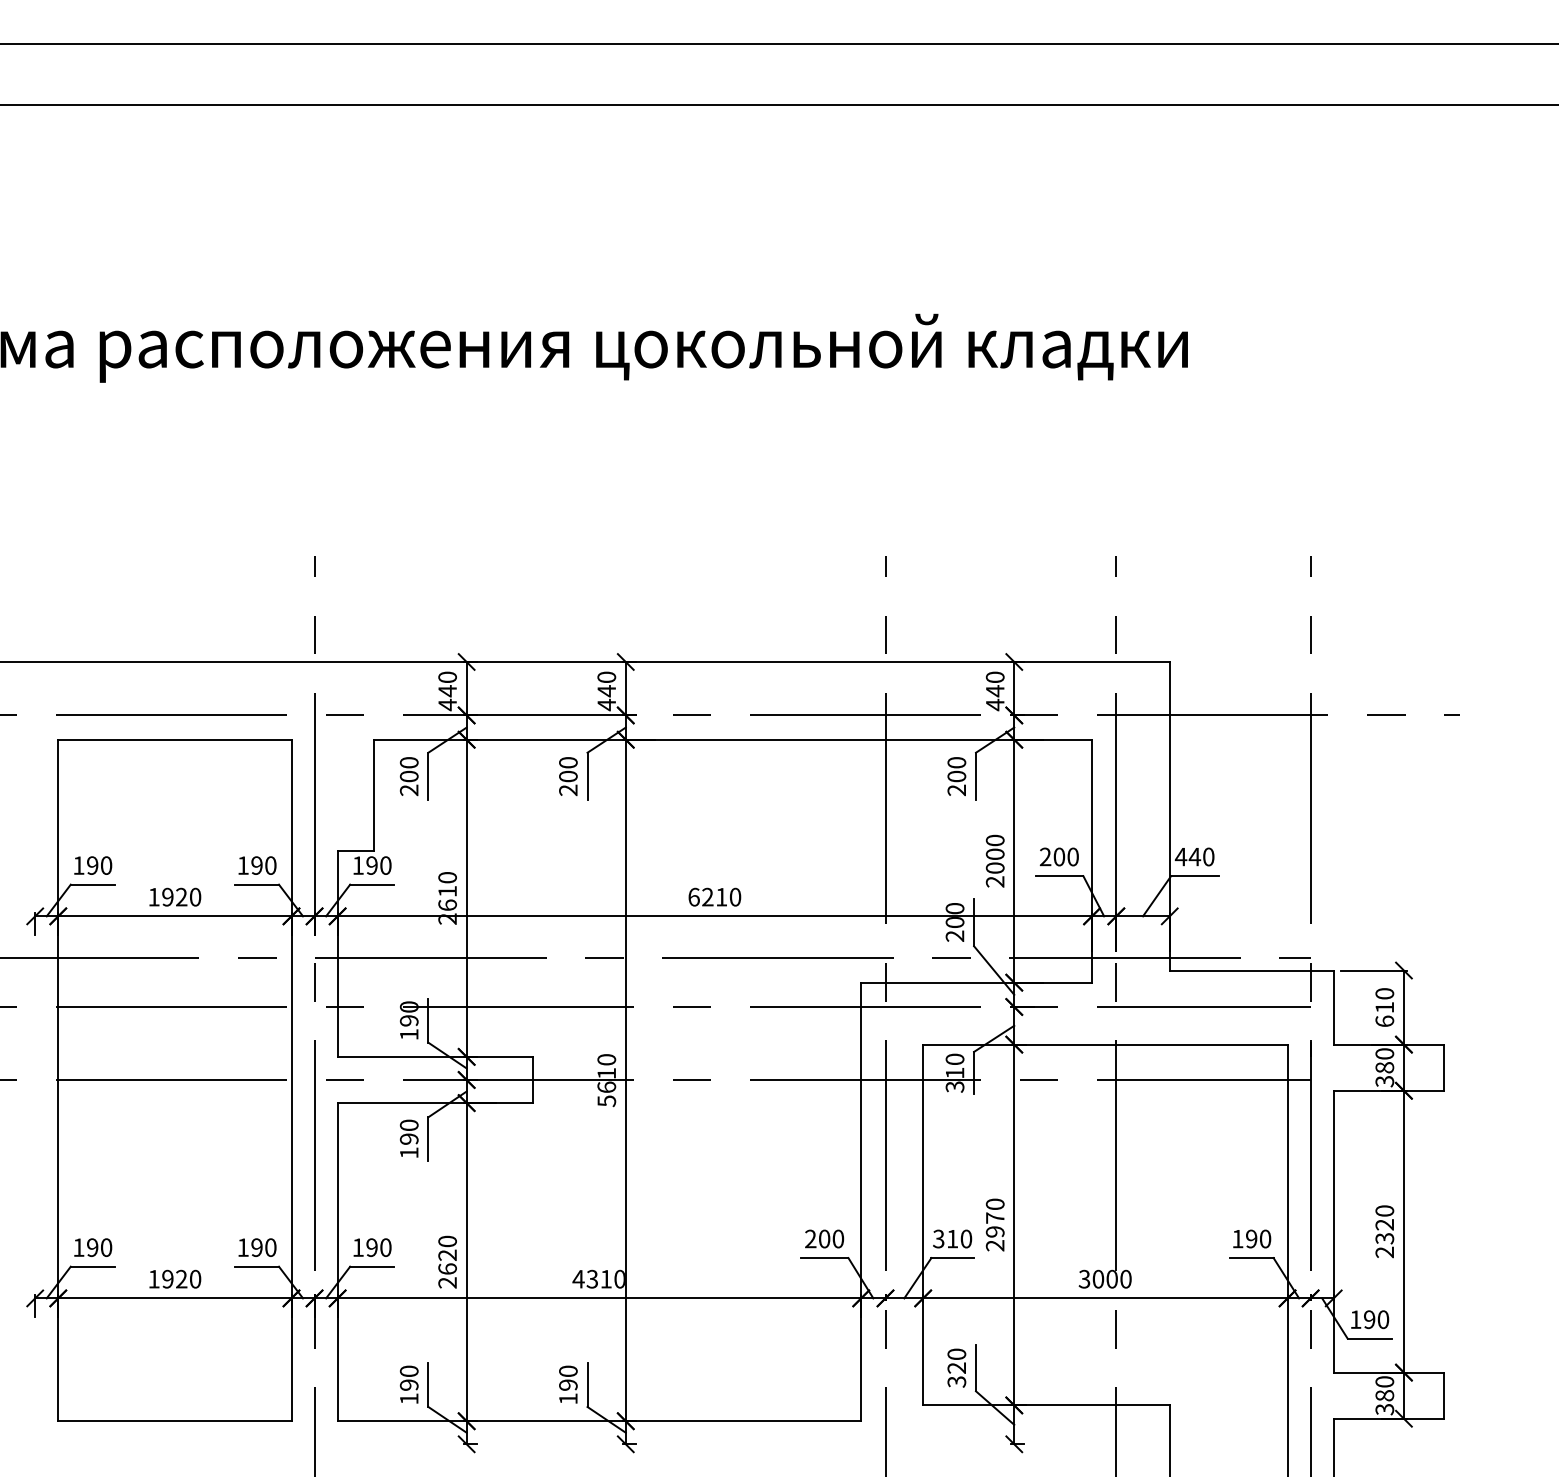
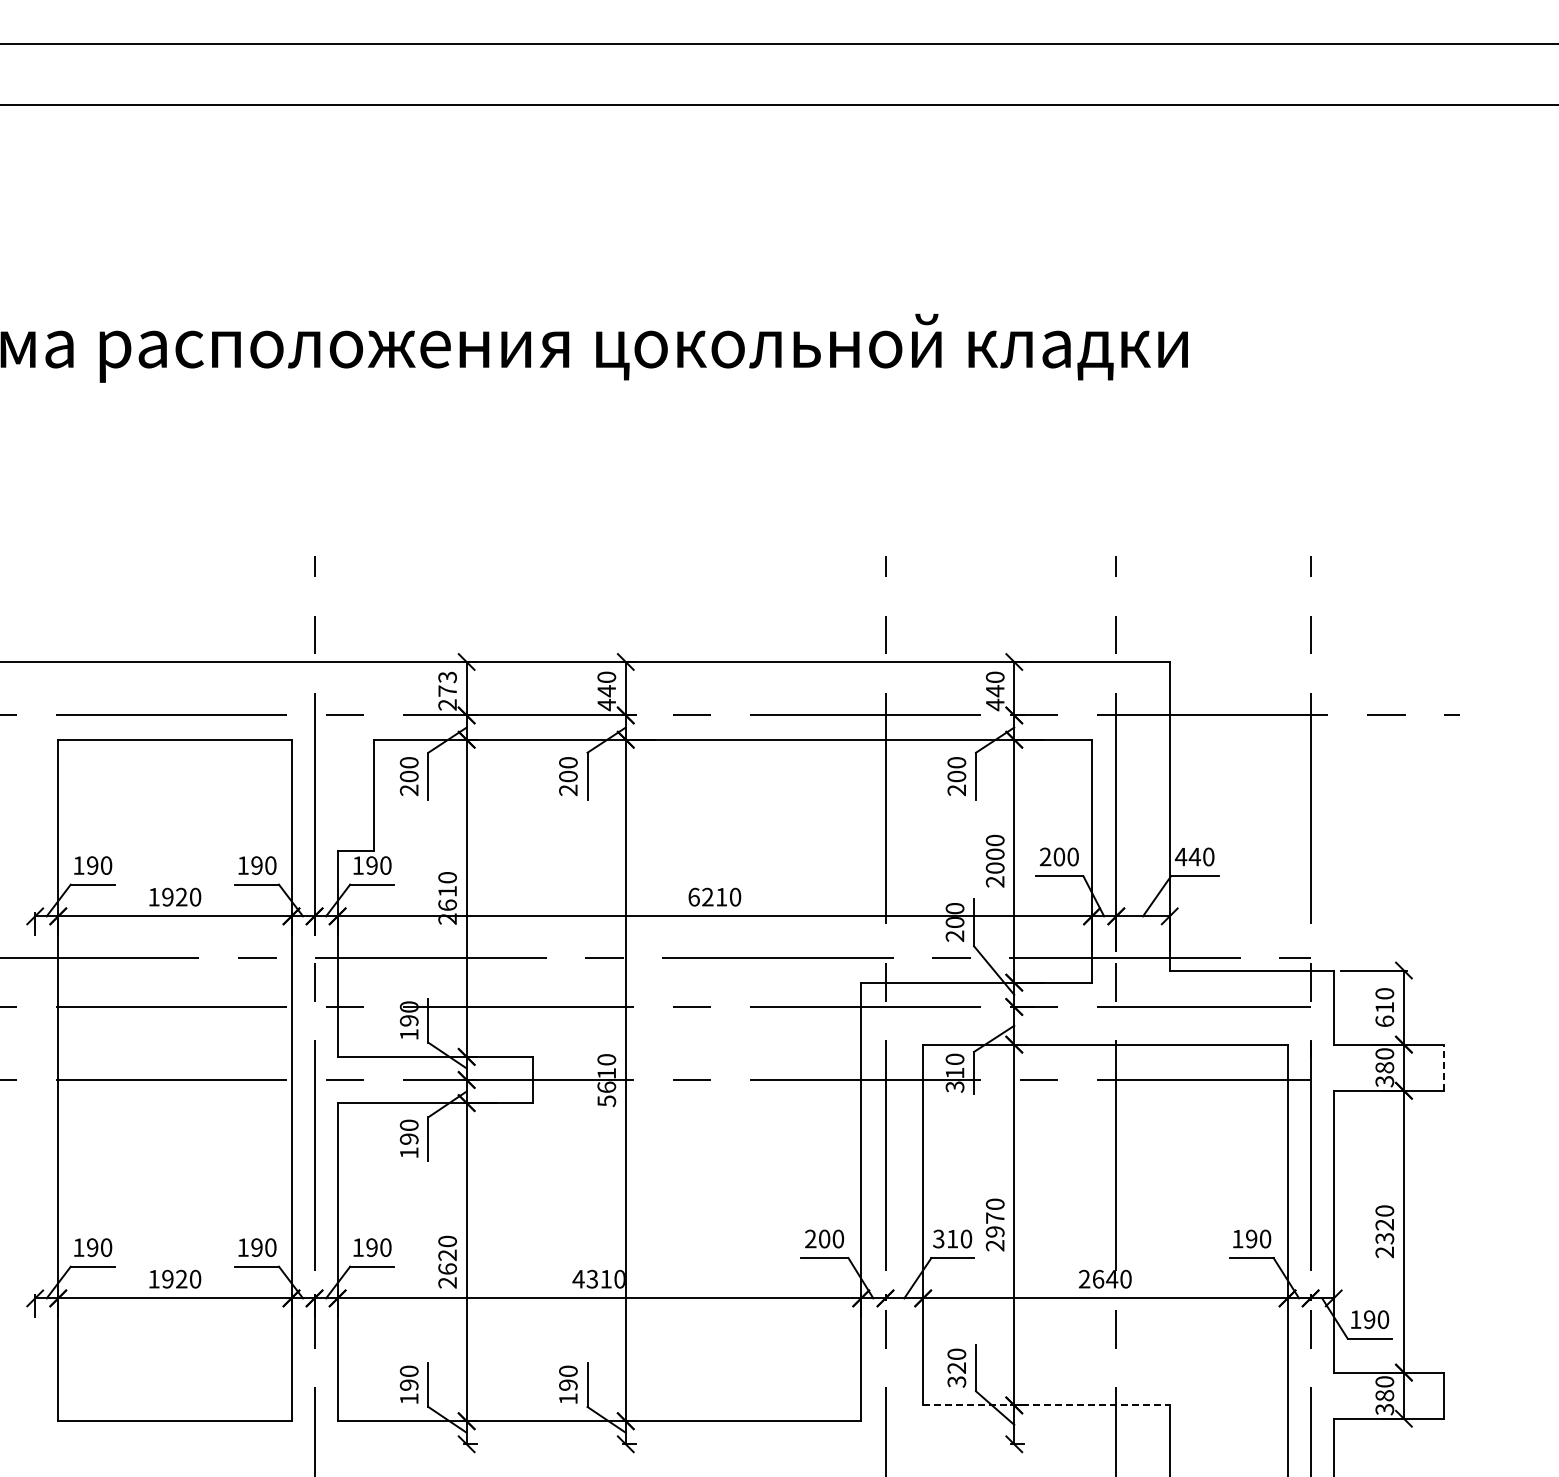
text: 440 -> 273 (447, 691)
line: solid -> dashed (1444, 1067)
text: 3000 -> 2640 (1098, 1278)
line: solid -> dashed (1046, 1405)
